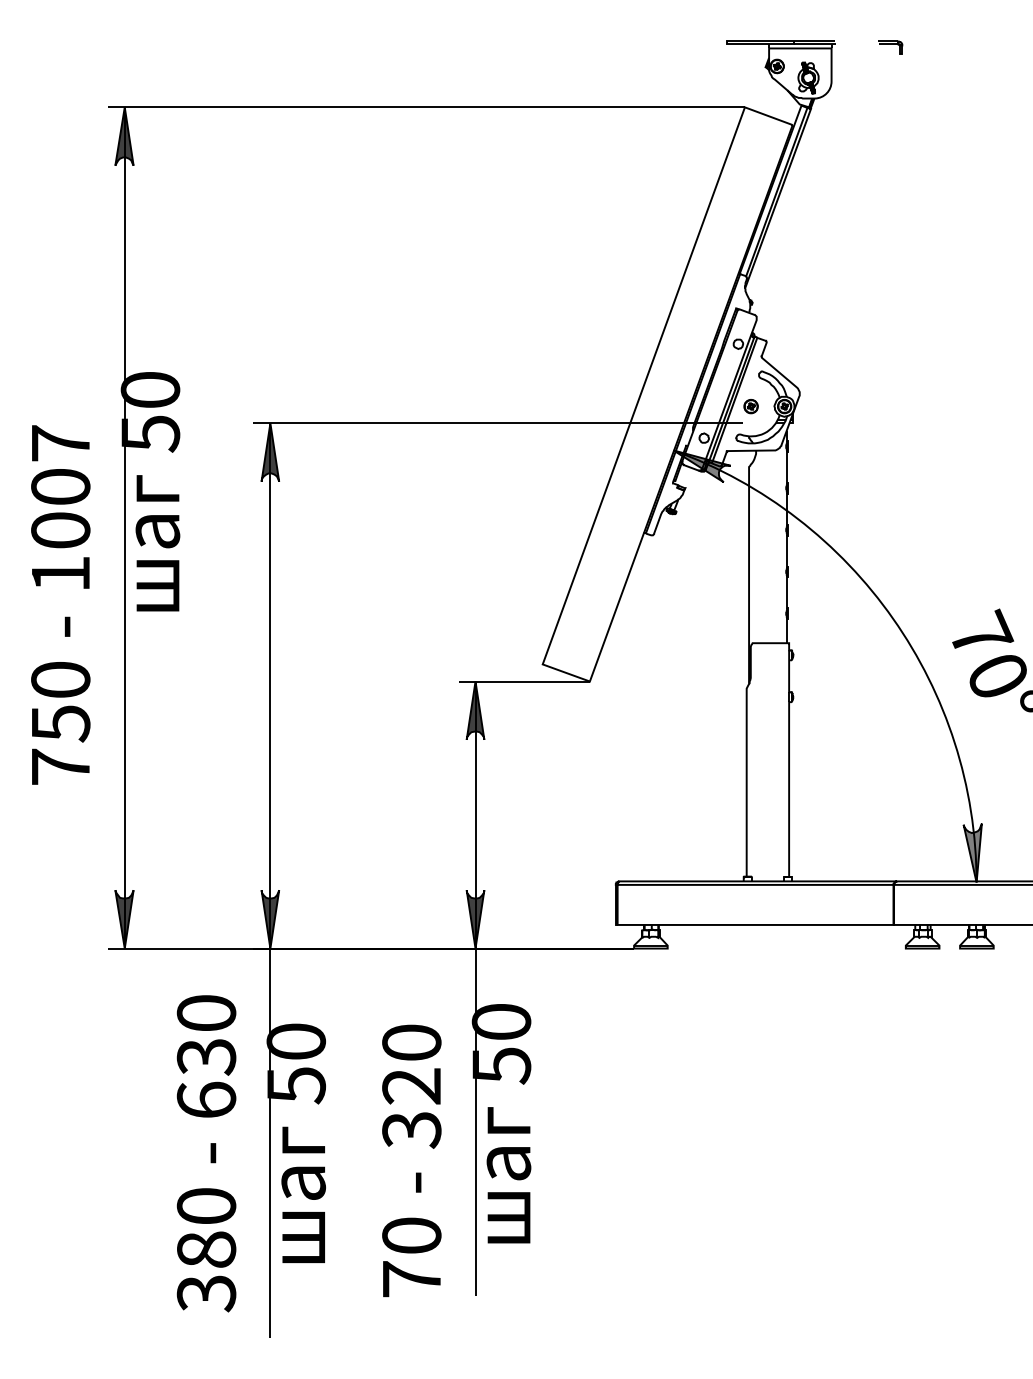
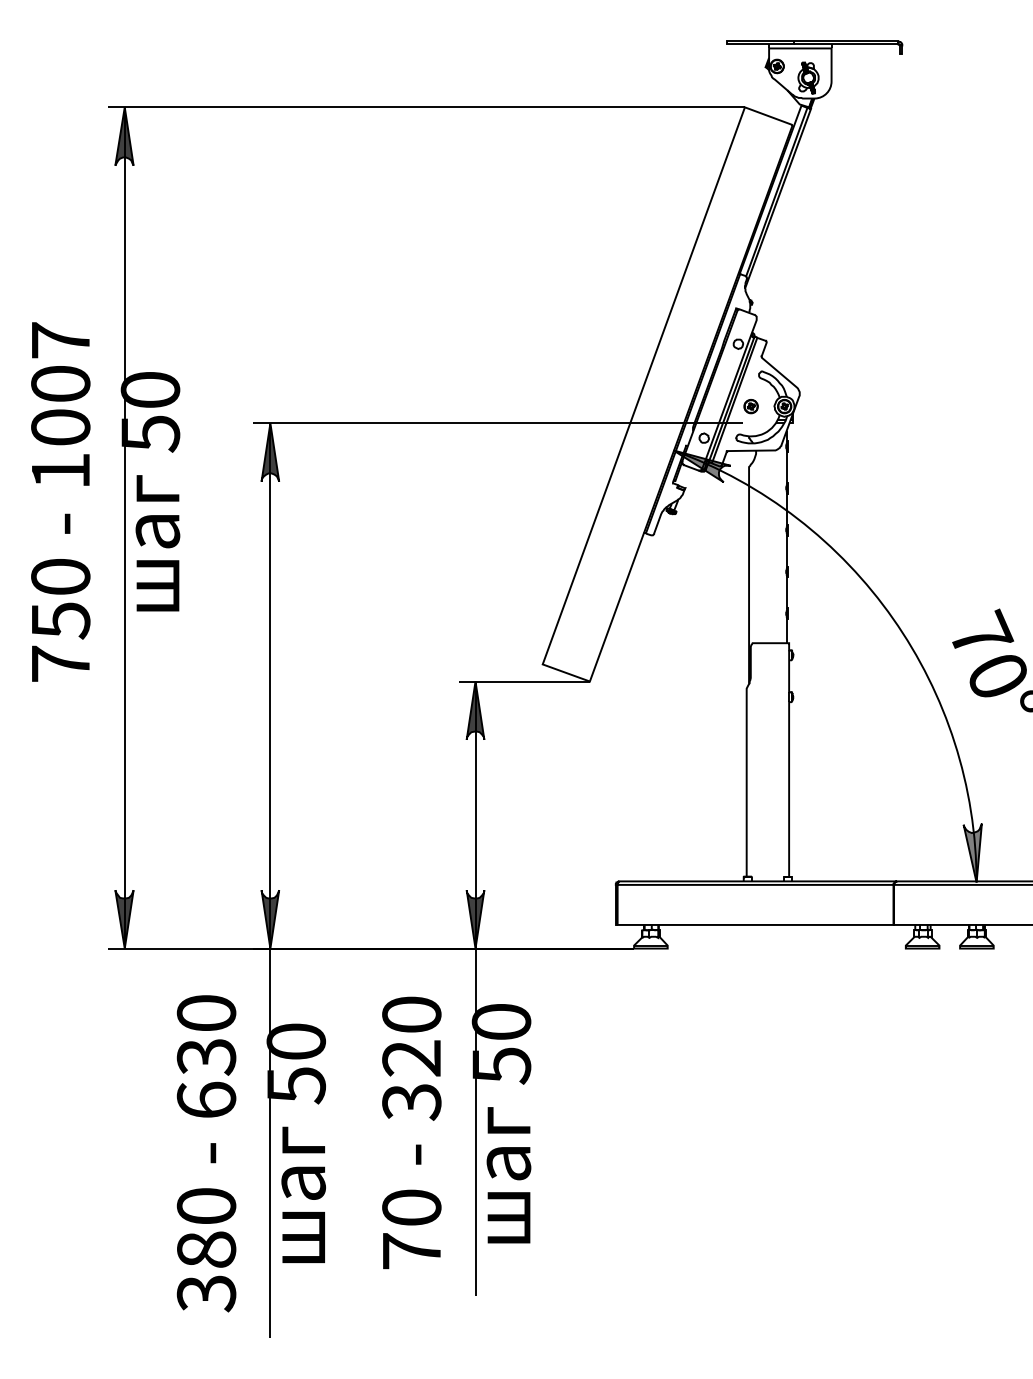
line: dashed -> solid (898, 42)
text position: (60, 604) -> (60, 501) (60, 501)
text position: (411, 1160) -> (411, 1132) (411, 1132)
